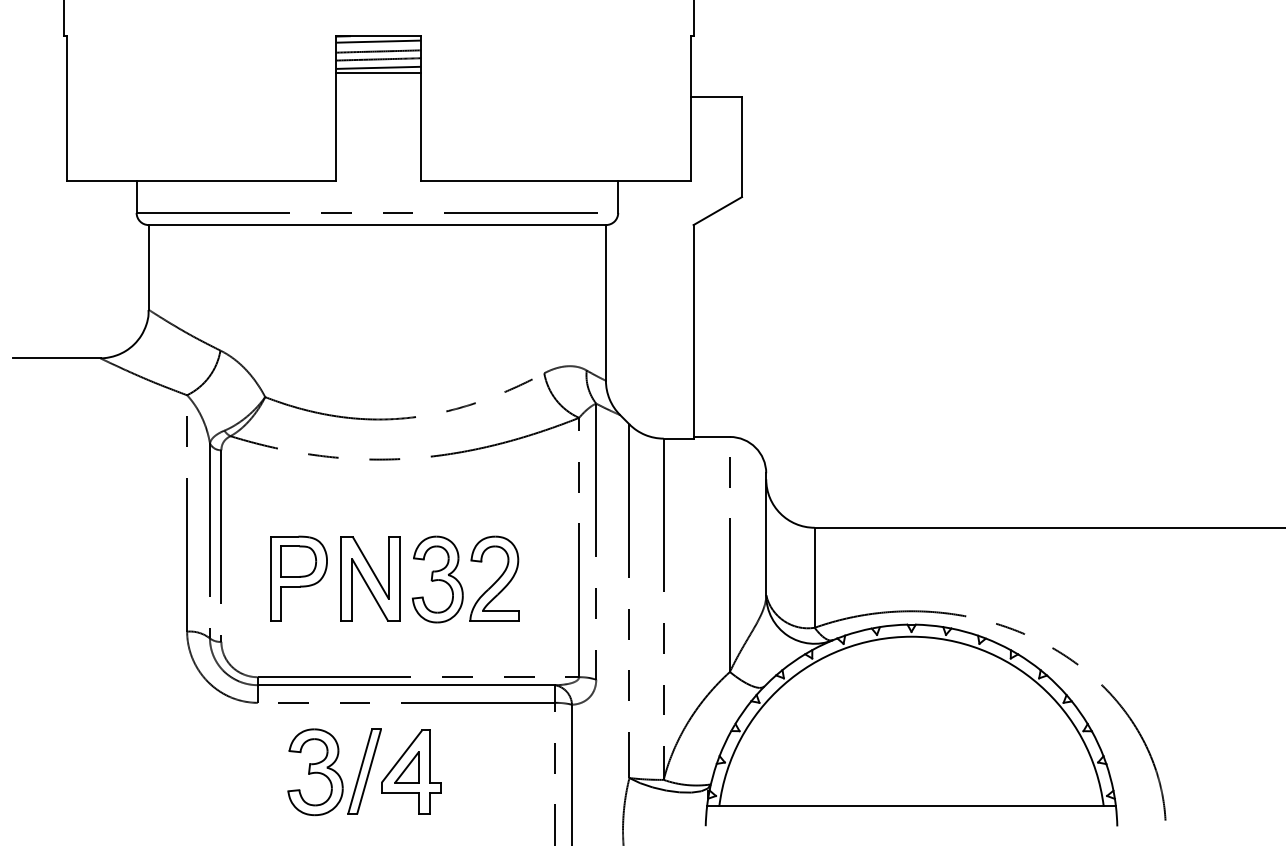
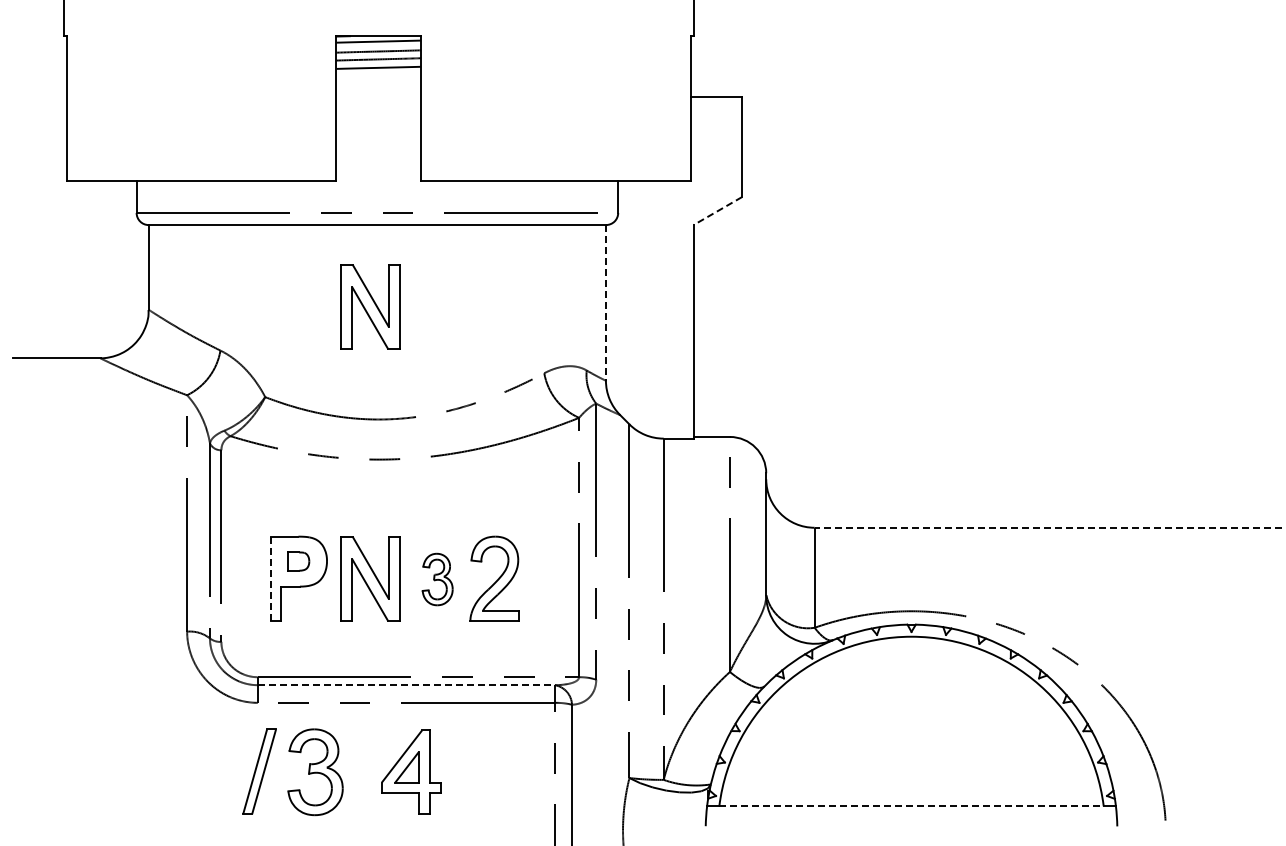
line: present -> none (378, 72)
line: solid -> dashed (717, 211)
line: solid -> dashed (605, 302)
part: none -> present (370, 306)
line: solid -> dashed (1049, 527)
part size: 38x33 px -> 24x21 px (298, 561)
line: solid -> dashed (270, 579)
part size: 53x89 px -> 33x55 px (437, 579)
line: solid -> dashed (406, 685)
part position: (364, 771) -> (259, 771) (259, 771)
line: solid -> dashed (912, 806)
